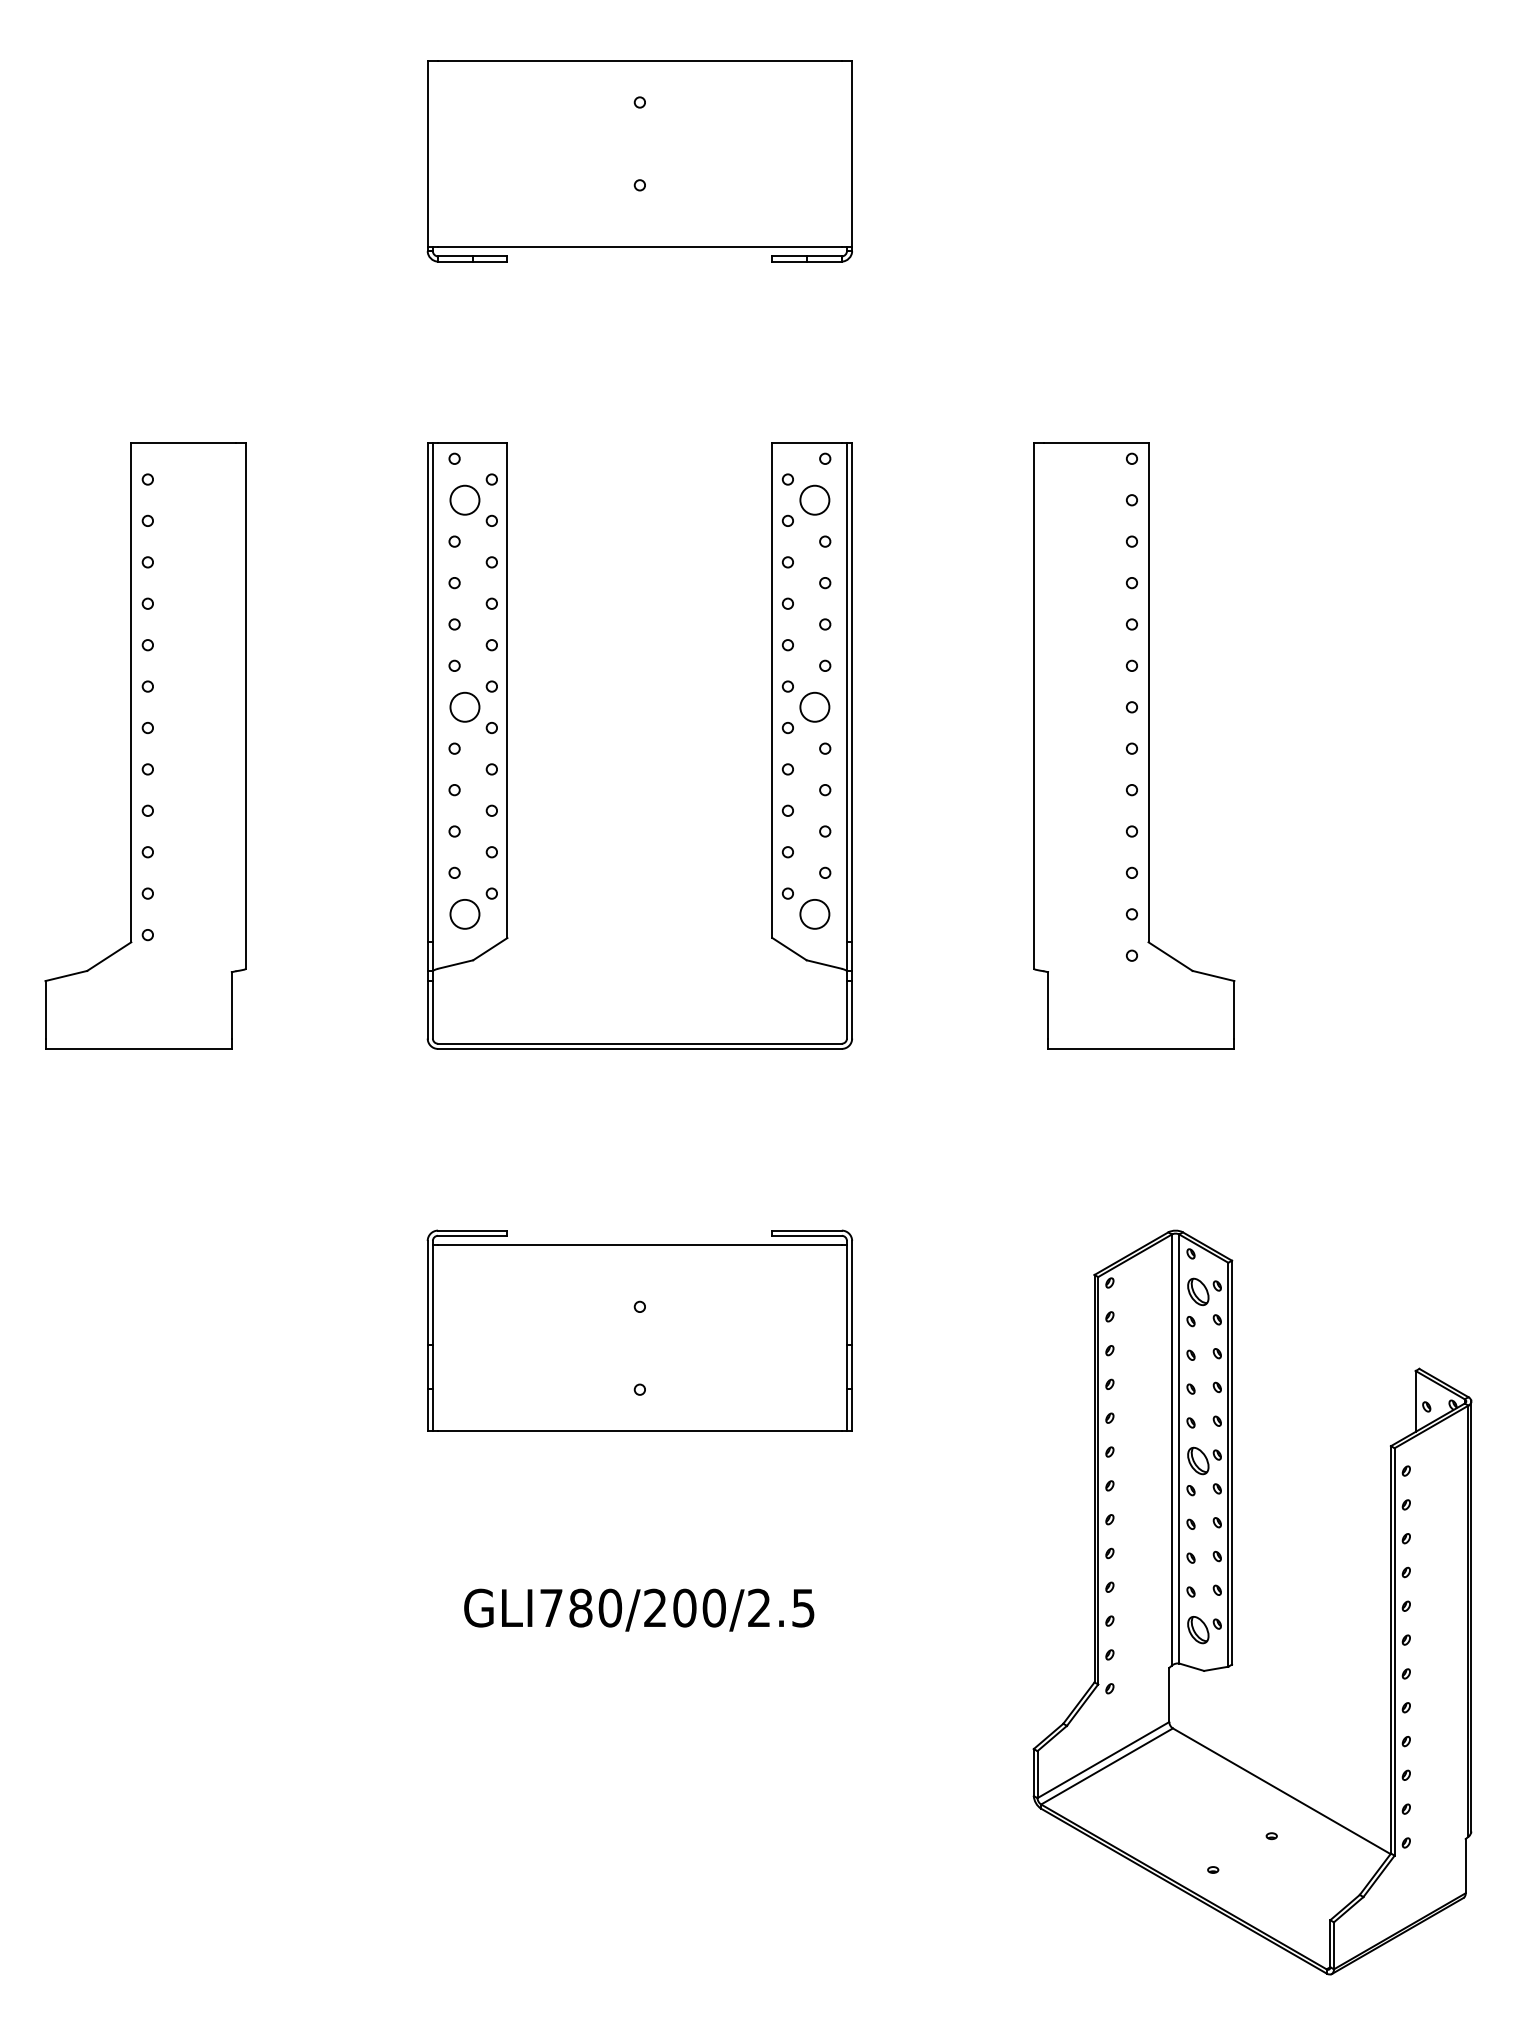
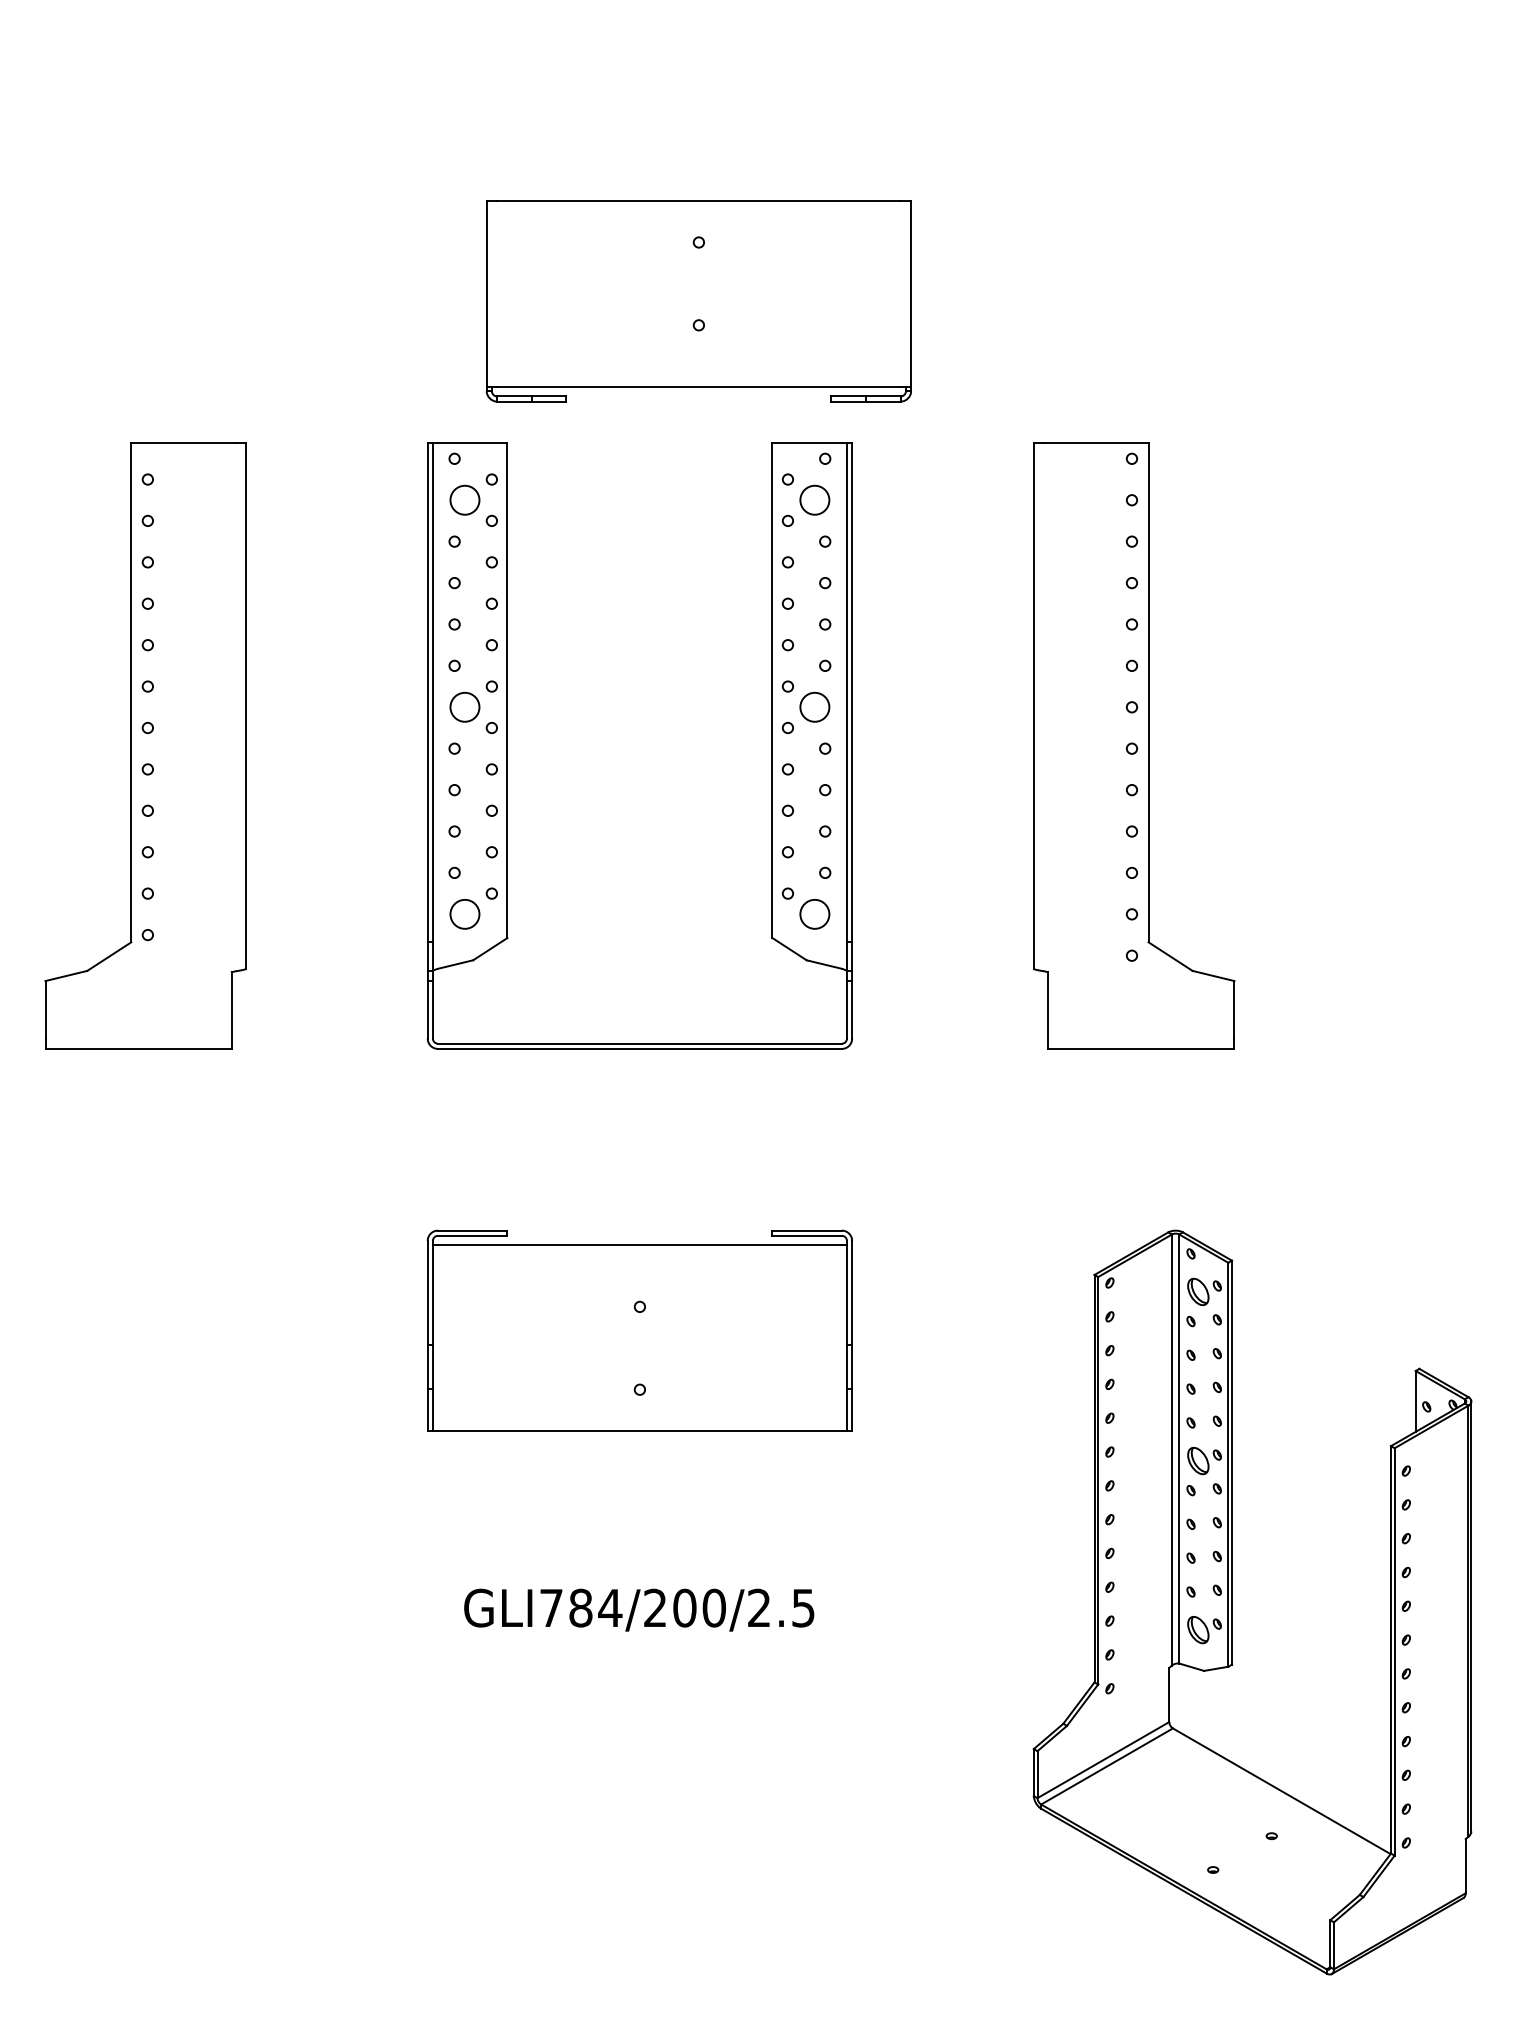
part position: (639, 161) -> (698, 301) (698, 301)
text: GLI780/200/2.5 -> GLI784/200/2.5 (610, 1607)
